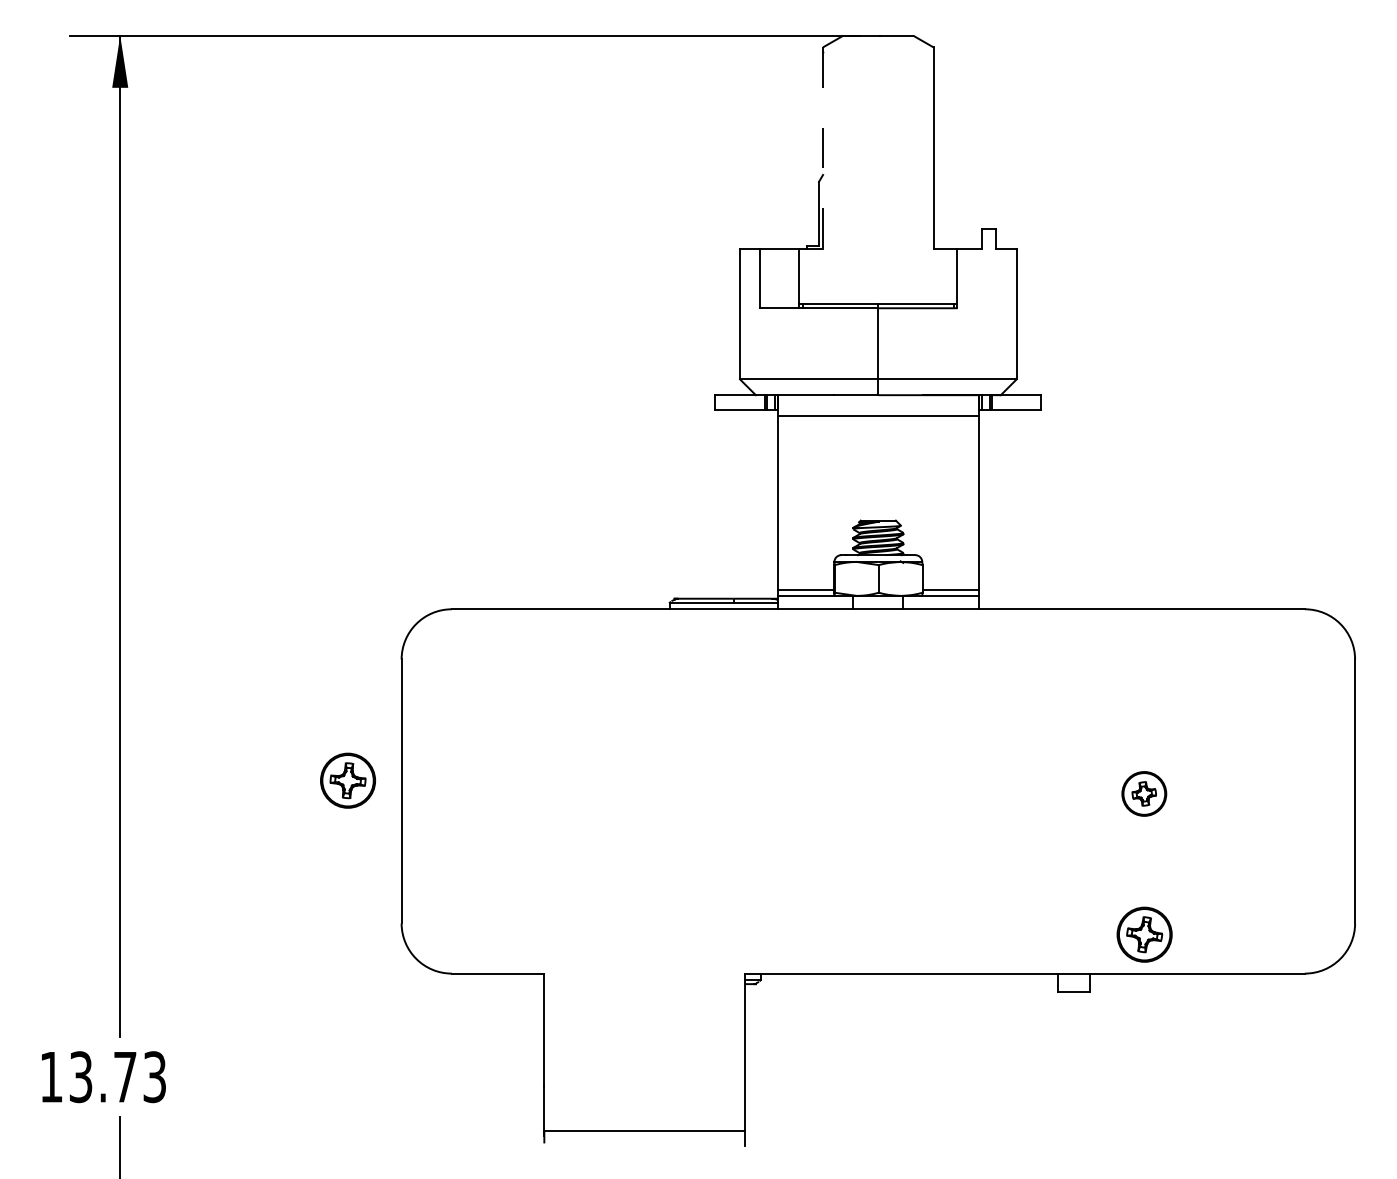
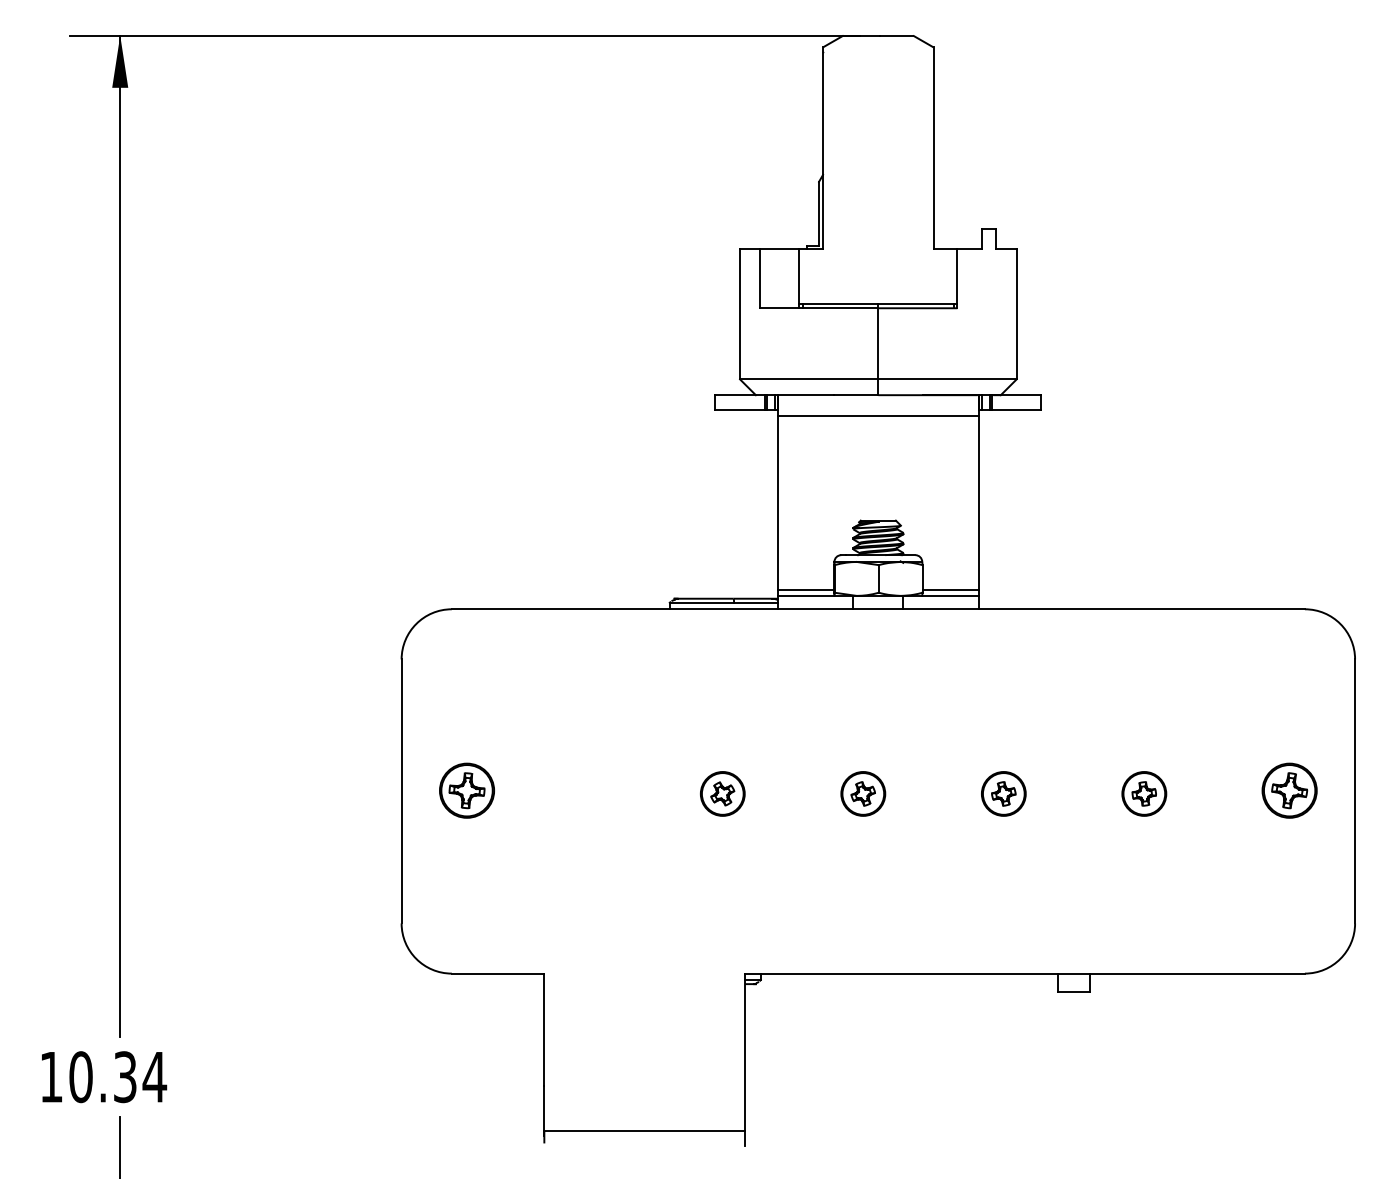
line: dashed -> solid (823, 148)
part position: (347, 780) -> (466, 790) (466, 790)
part: none -> present (722, 793)
part: none -> present (863, 793)
part: none -> present (1003, 793)
part position: (1144, 934) -> (1289, 790) (1289, 790)
text: 13.73 -> 10.34 (118, 1077)
